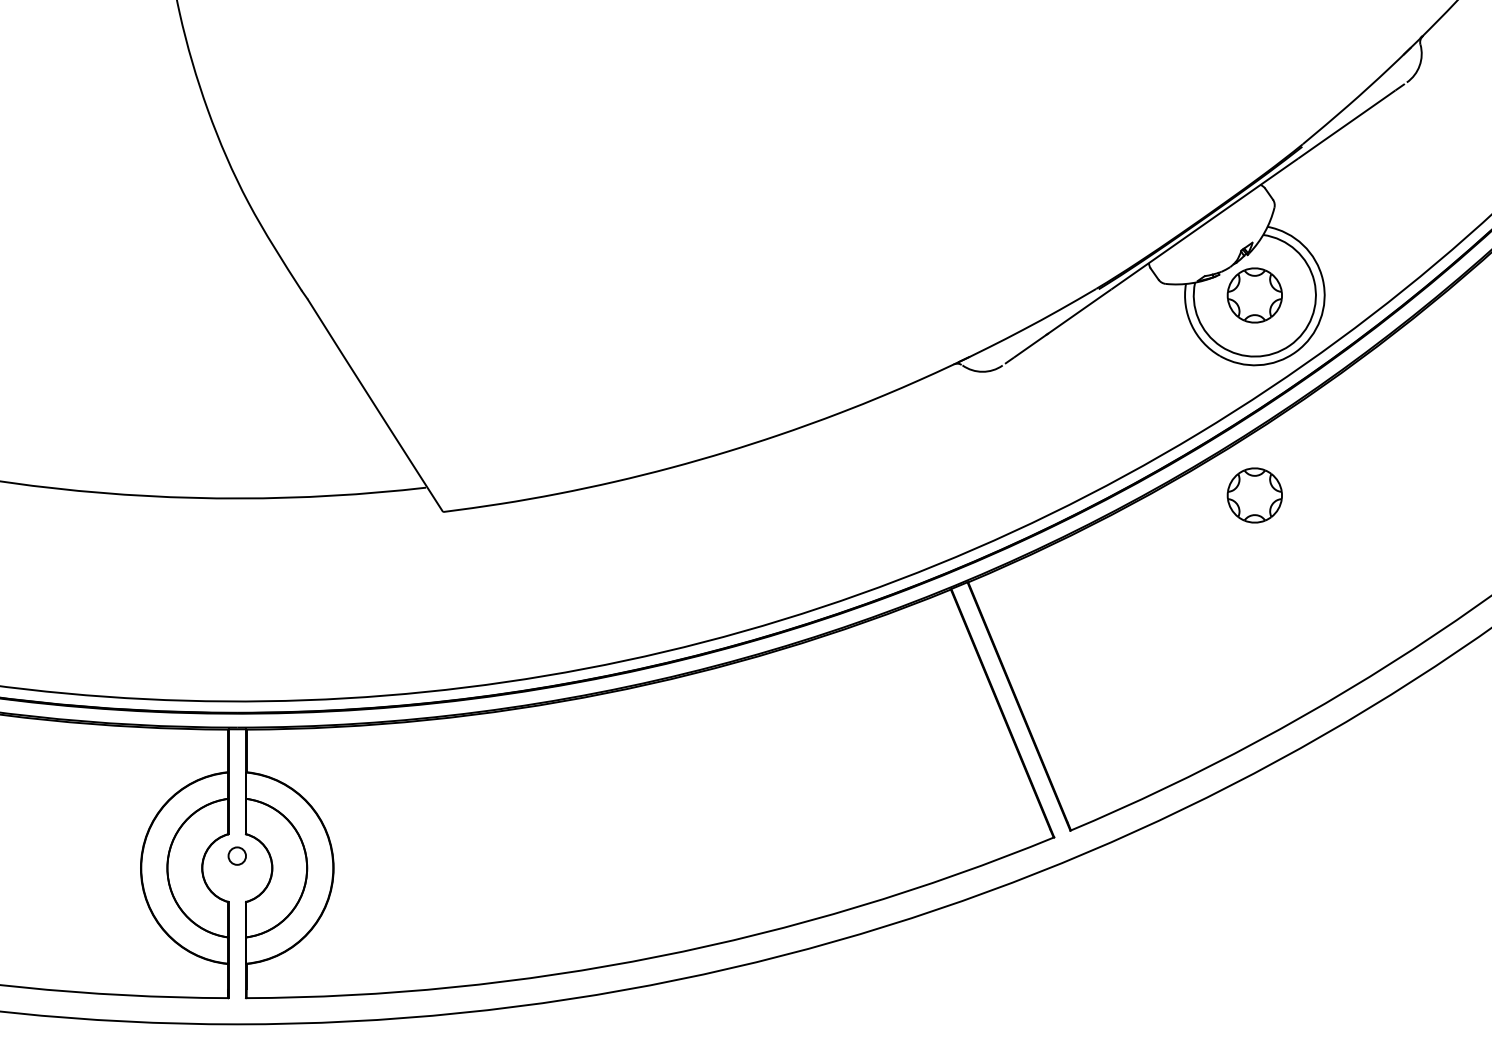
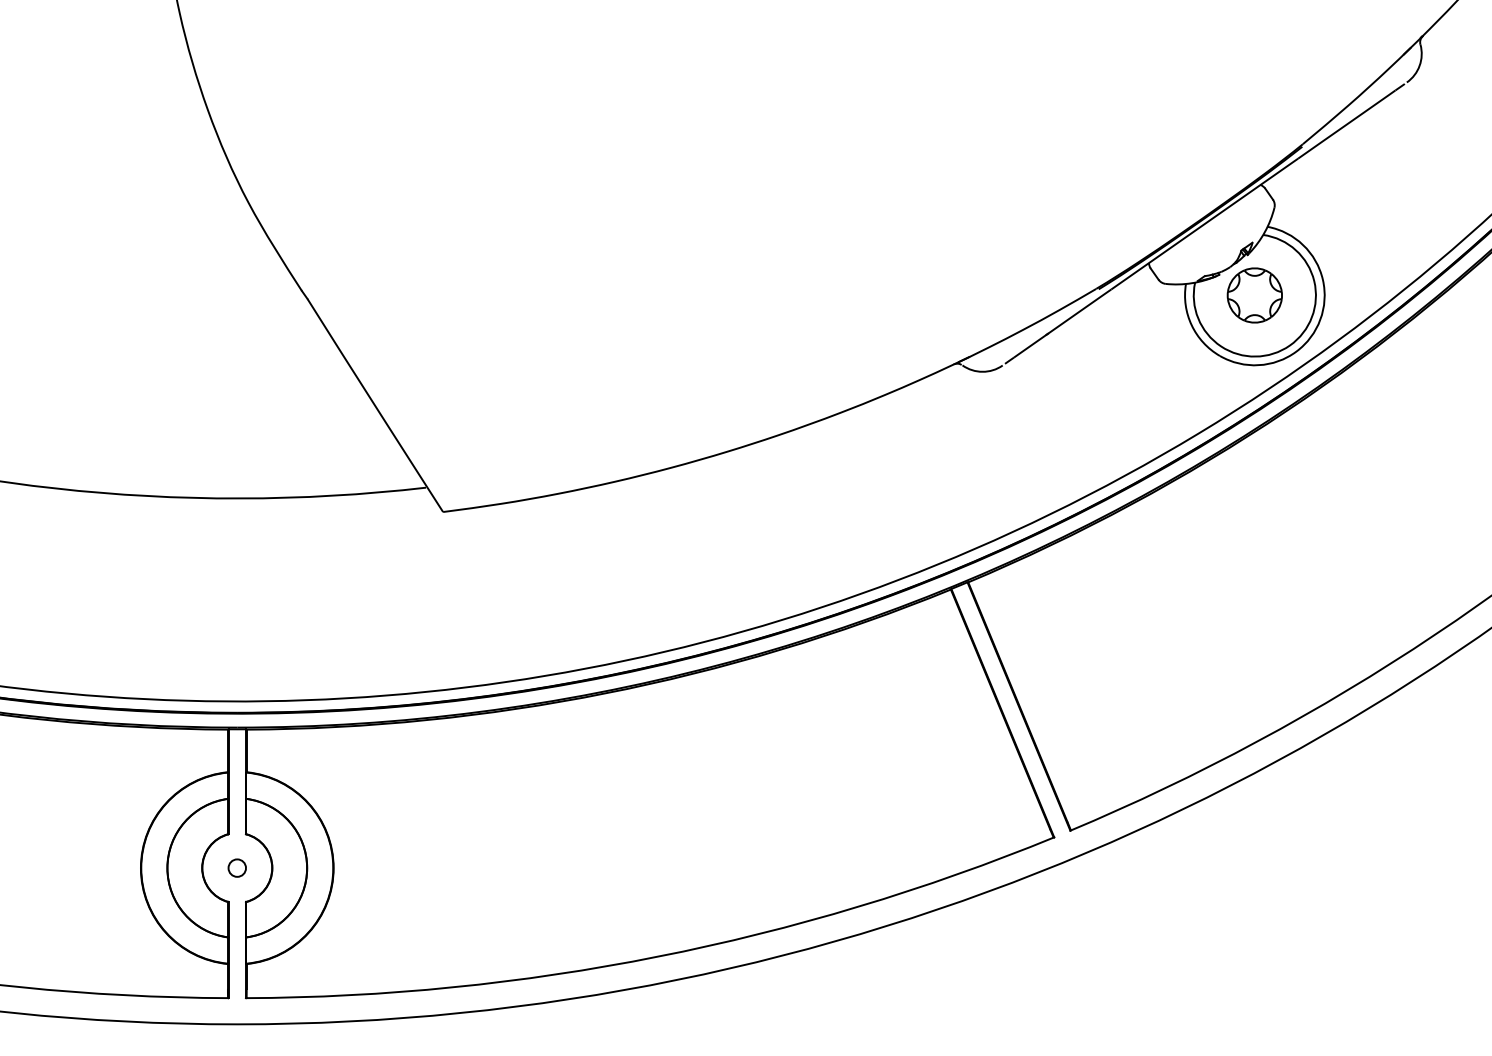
part: present -> none (1254, 495)
circle position: (236, 855) -> (236, 867) (236, 867)
